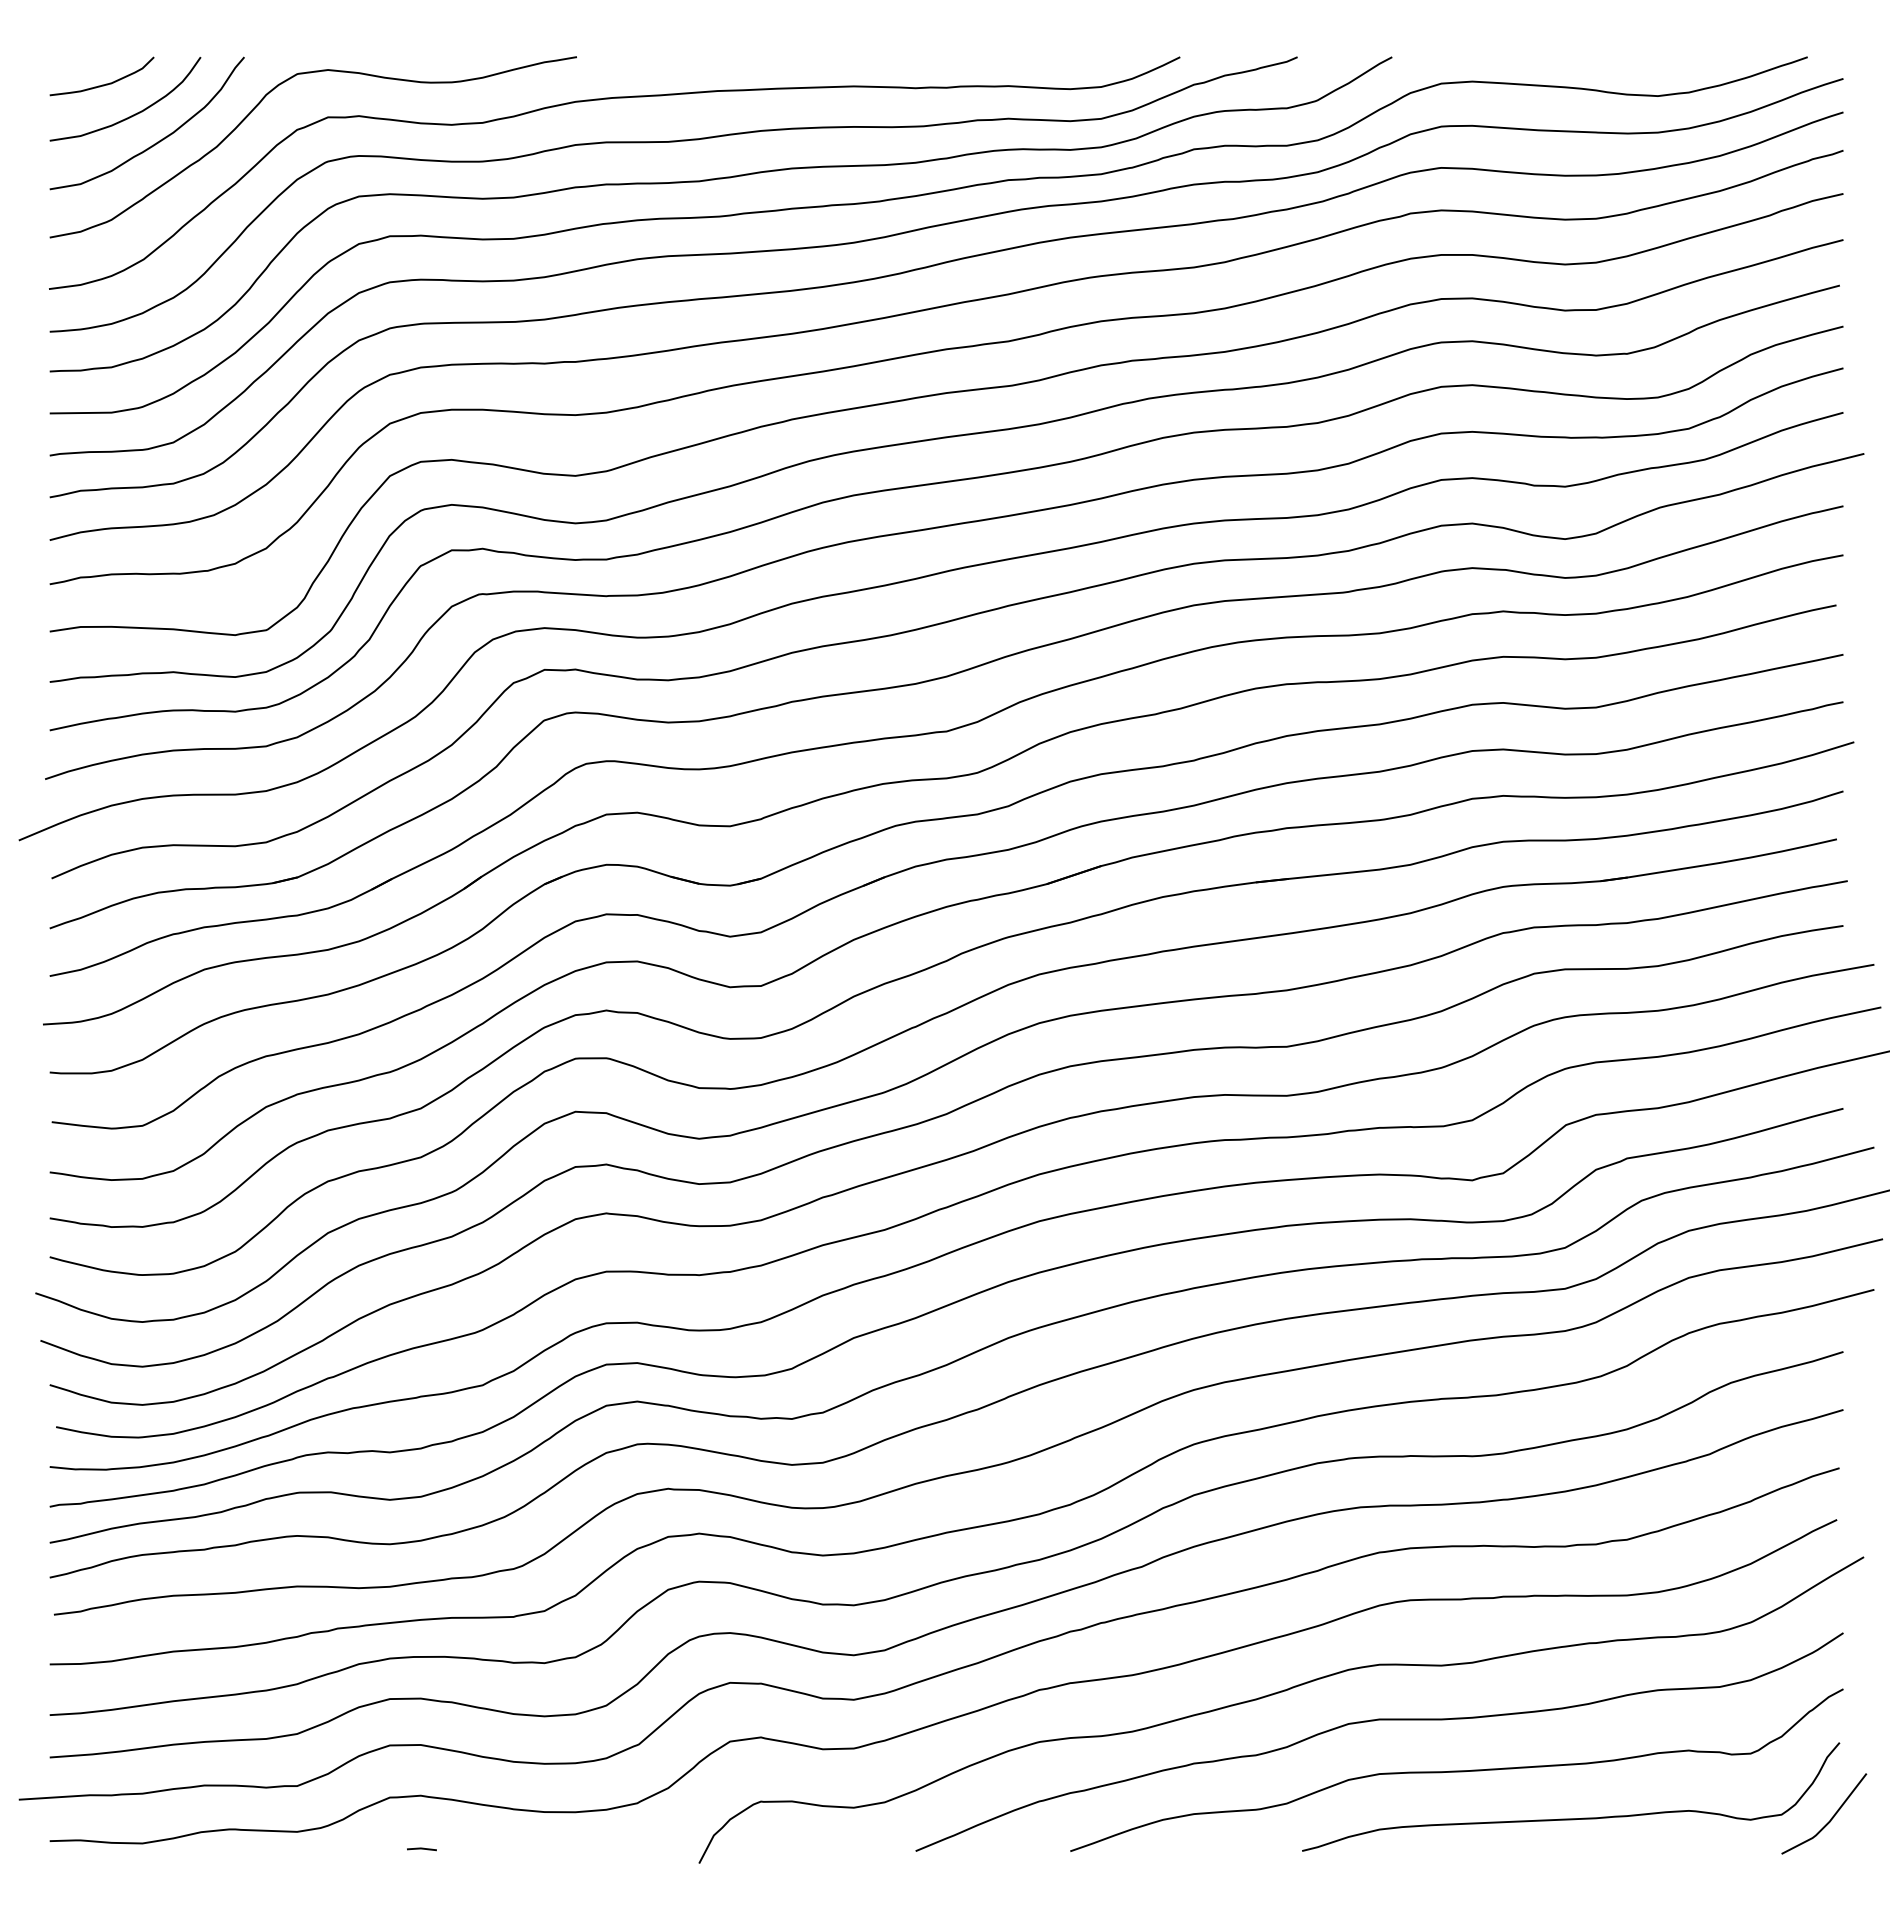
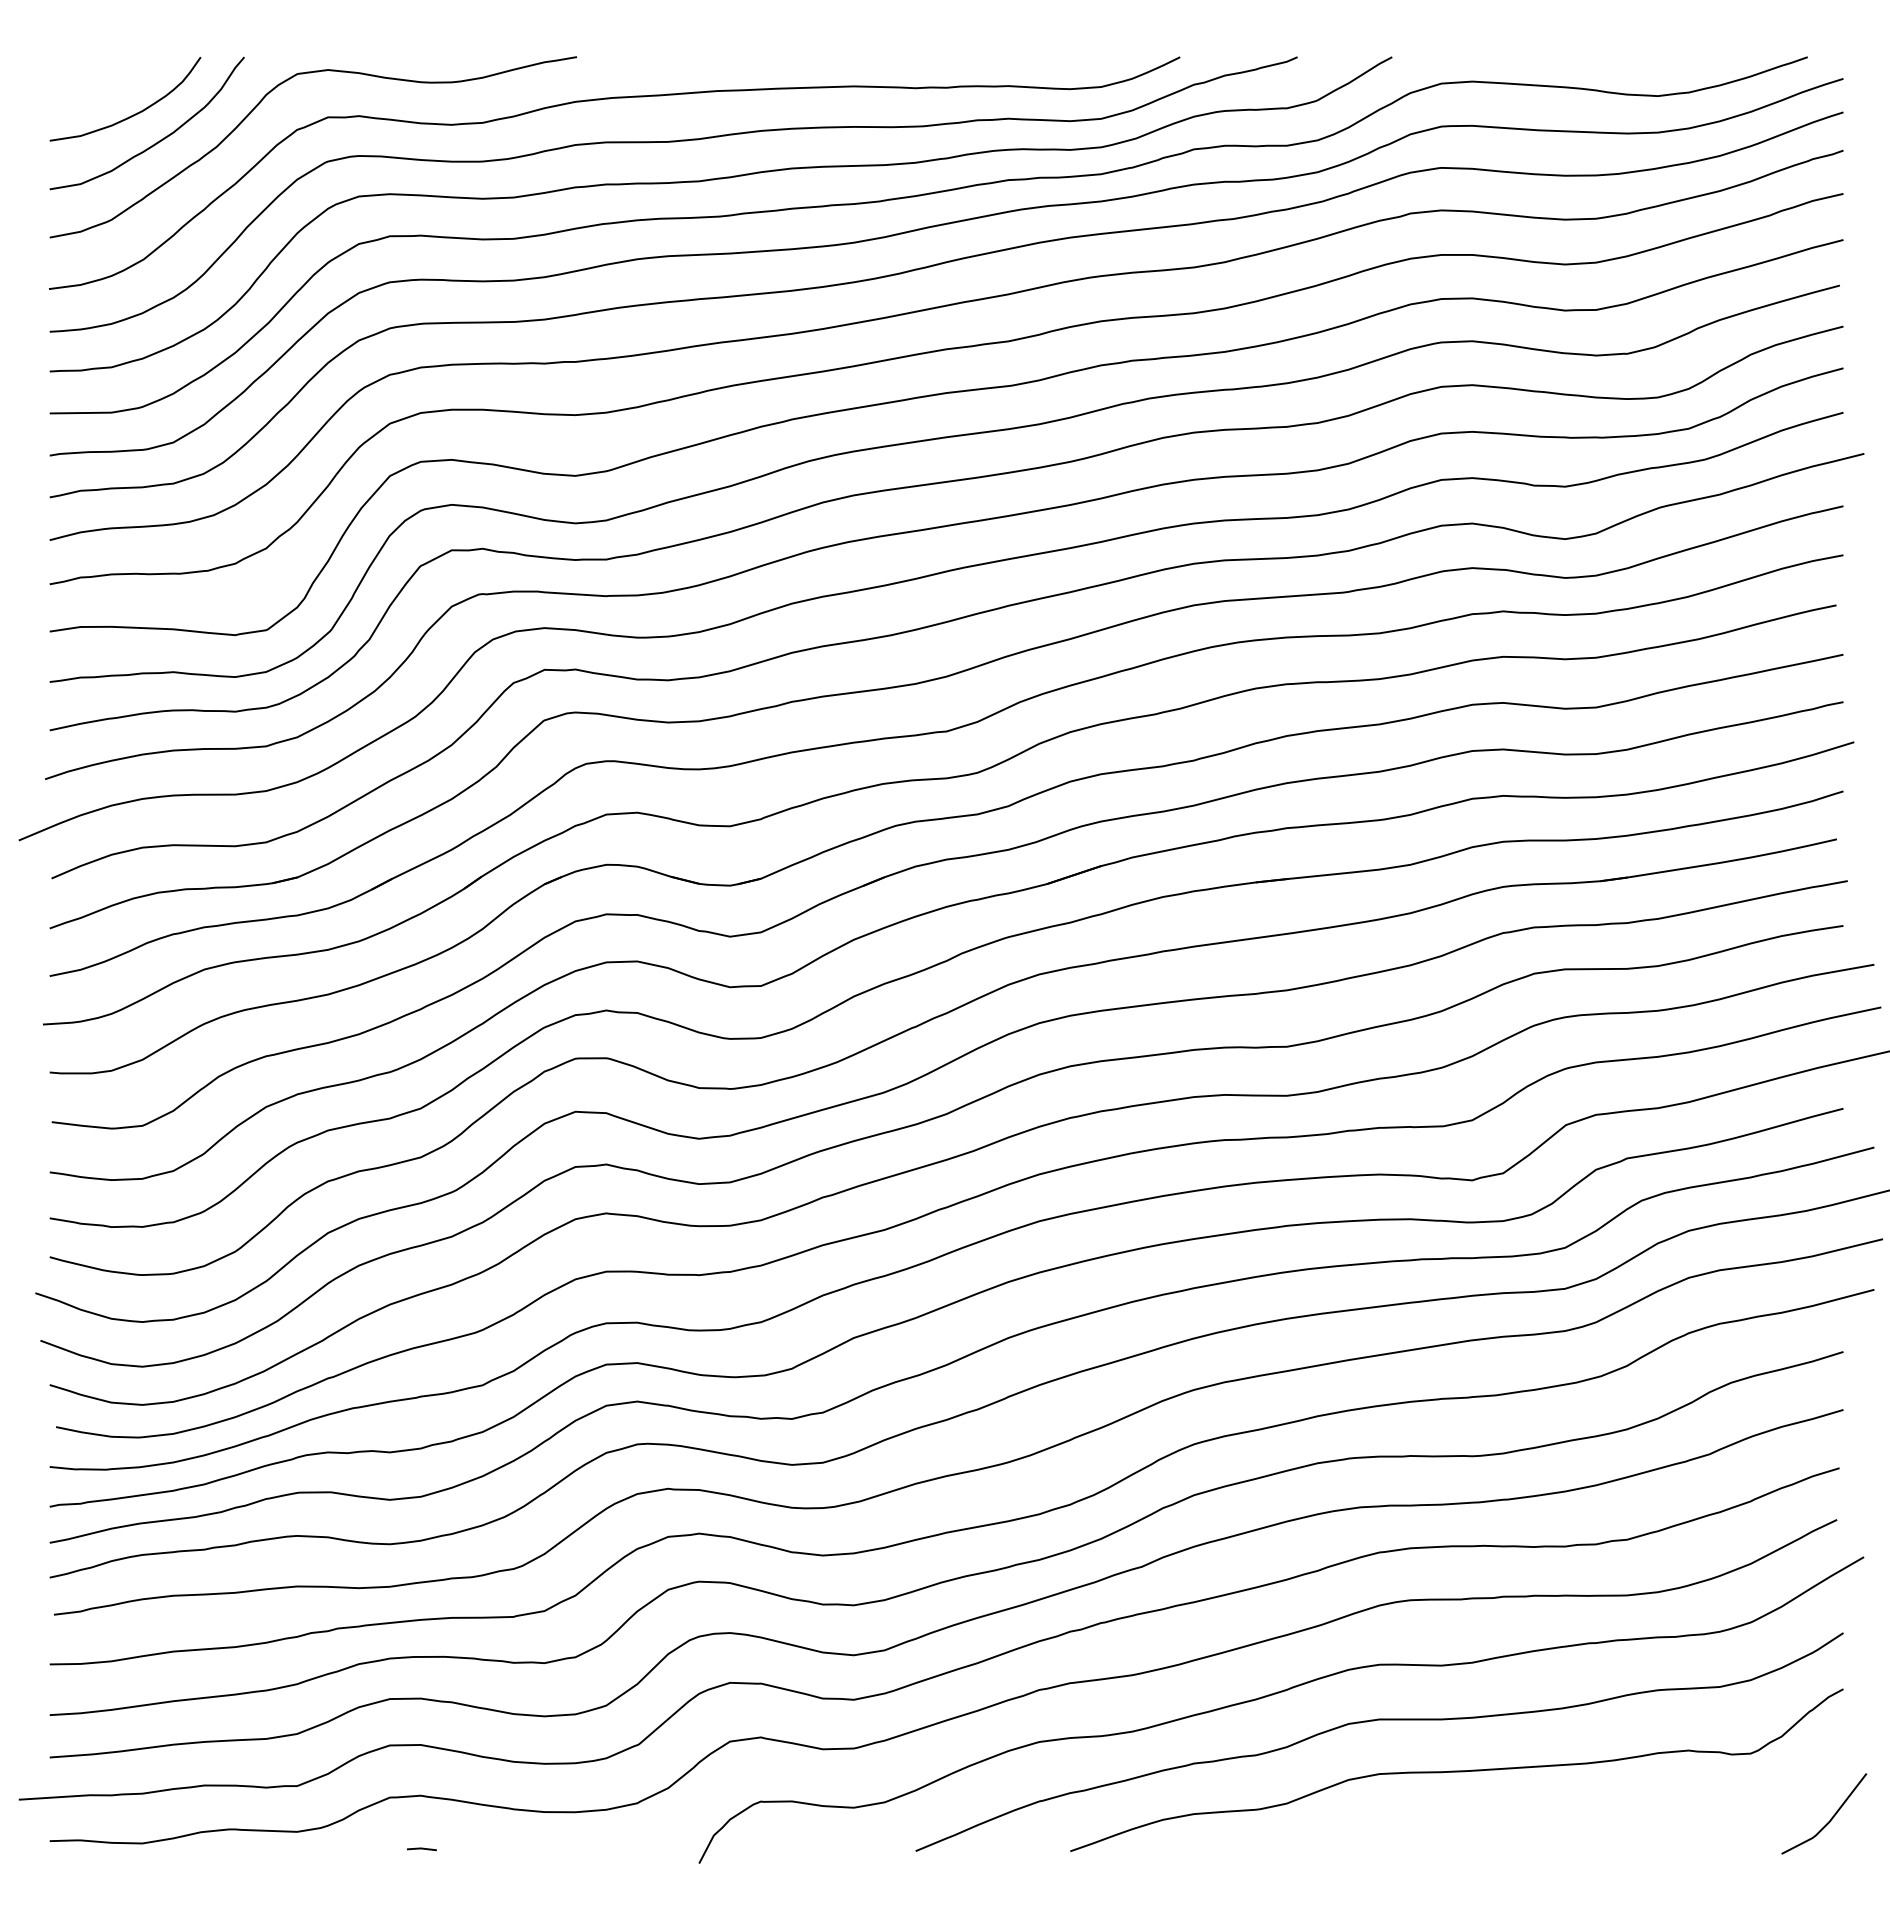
curve: present -> none (102, 84)
curve: present -> none (1571, 1818)
